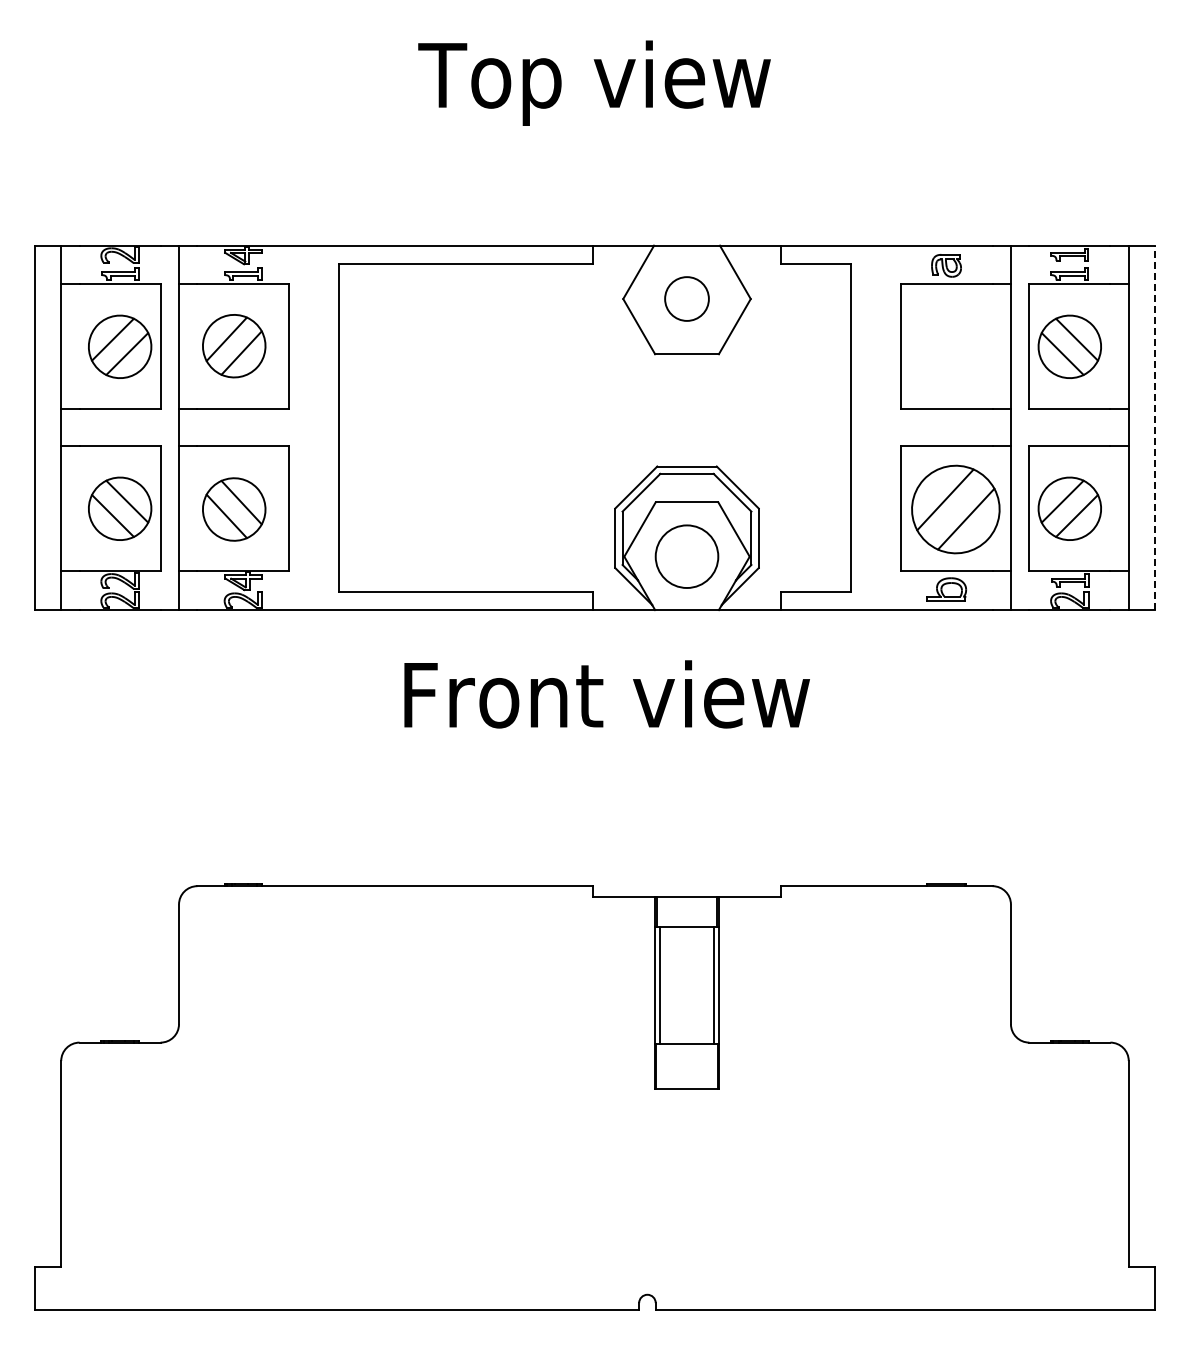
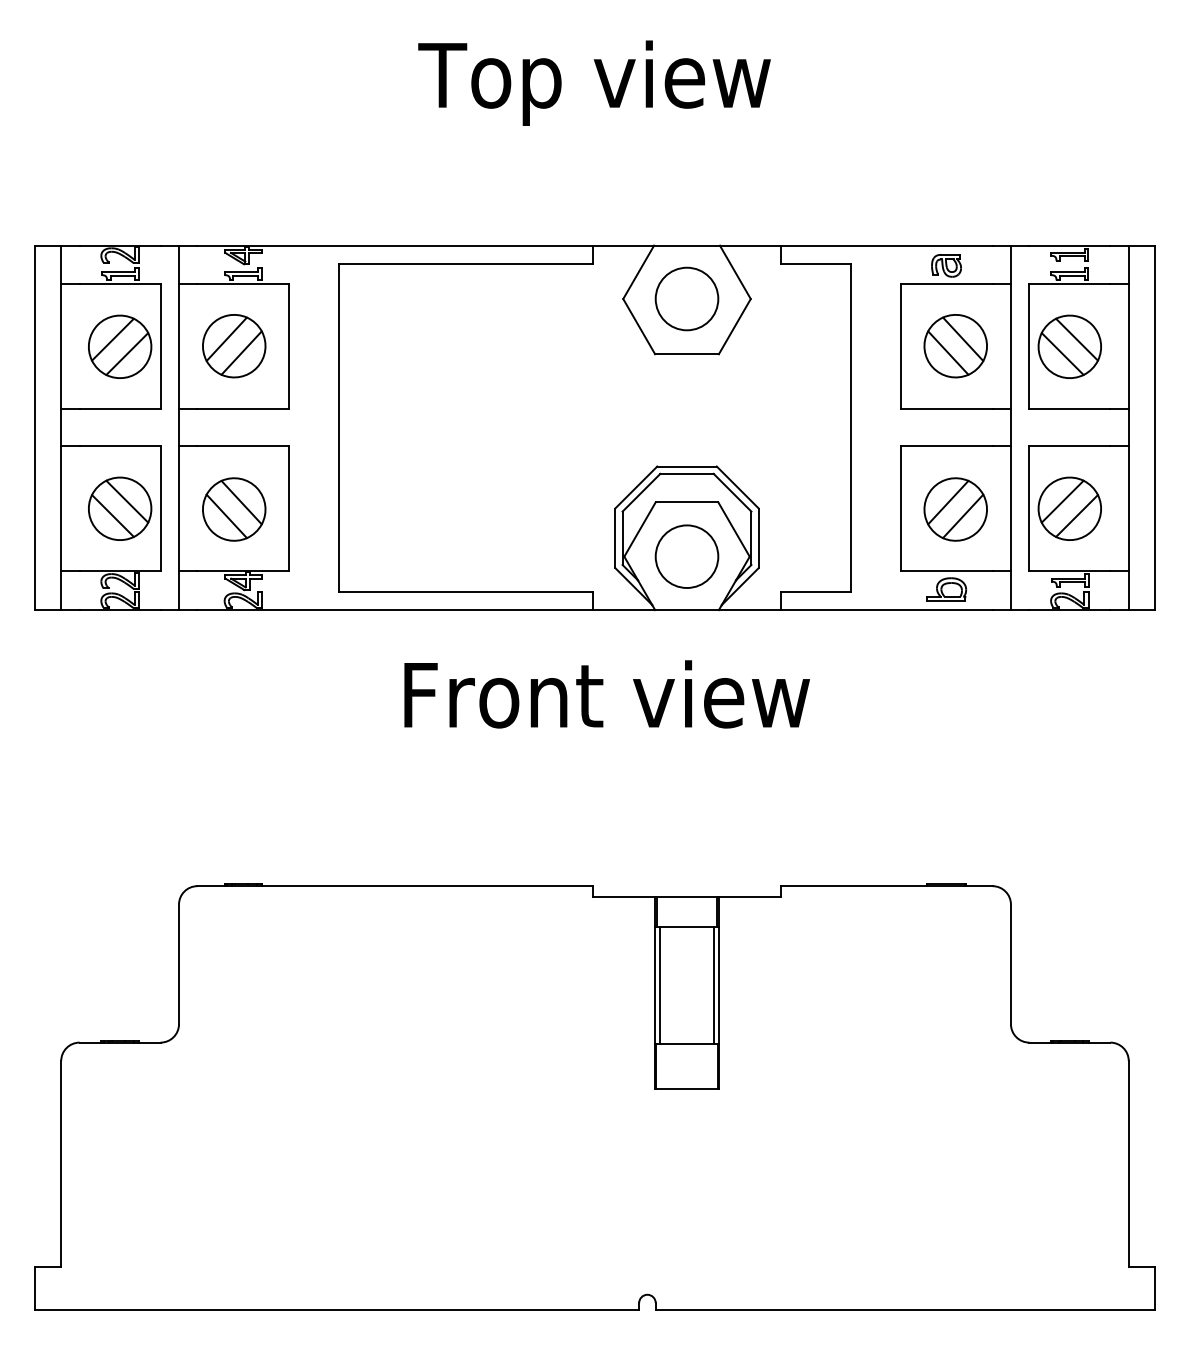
circle diameter: 44 px -> 63 px (686, 298)
part: none -> present (955, 346)
line: dashed -> solid (1154, 427)
part size: 90x91 px -> 65x65 px (955, 509)
